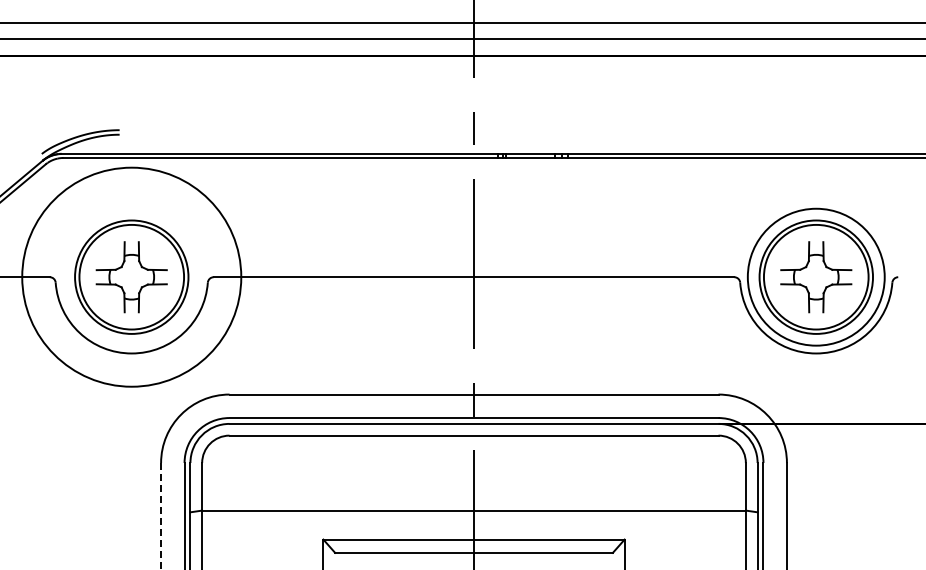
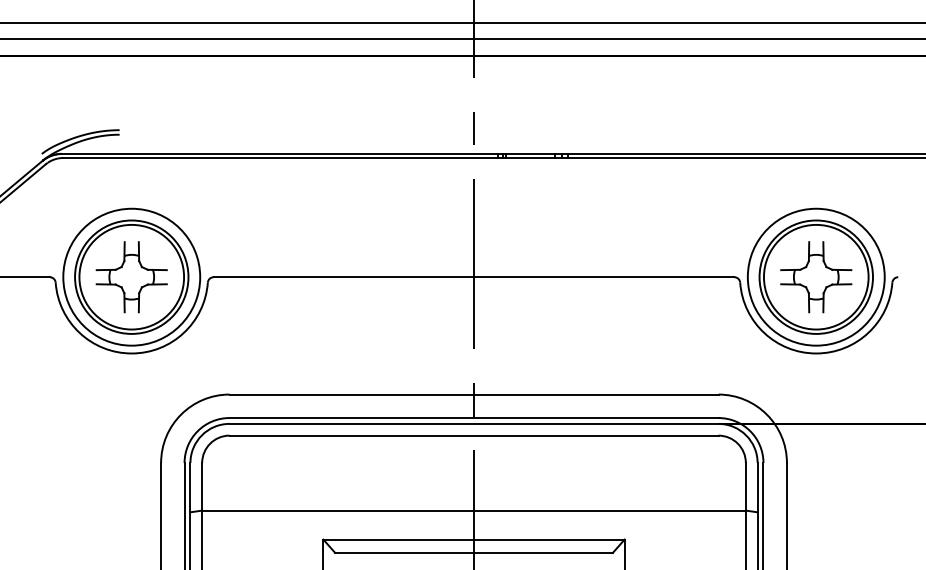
circle diameter: 219 px -> 137 px (131, 276)
line: dashed -> solid (161, 516)
